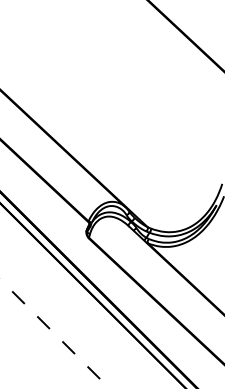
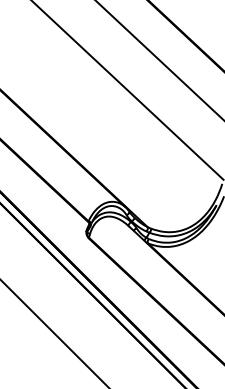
line: none -> present (159, 60)
line: none -> present (127, 89)
line: dashed -> solid (54, 333)
